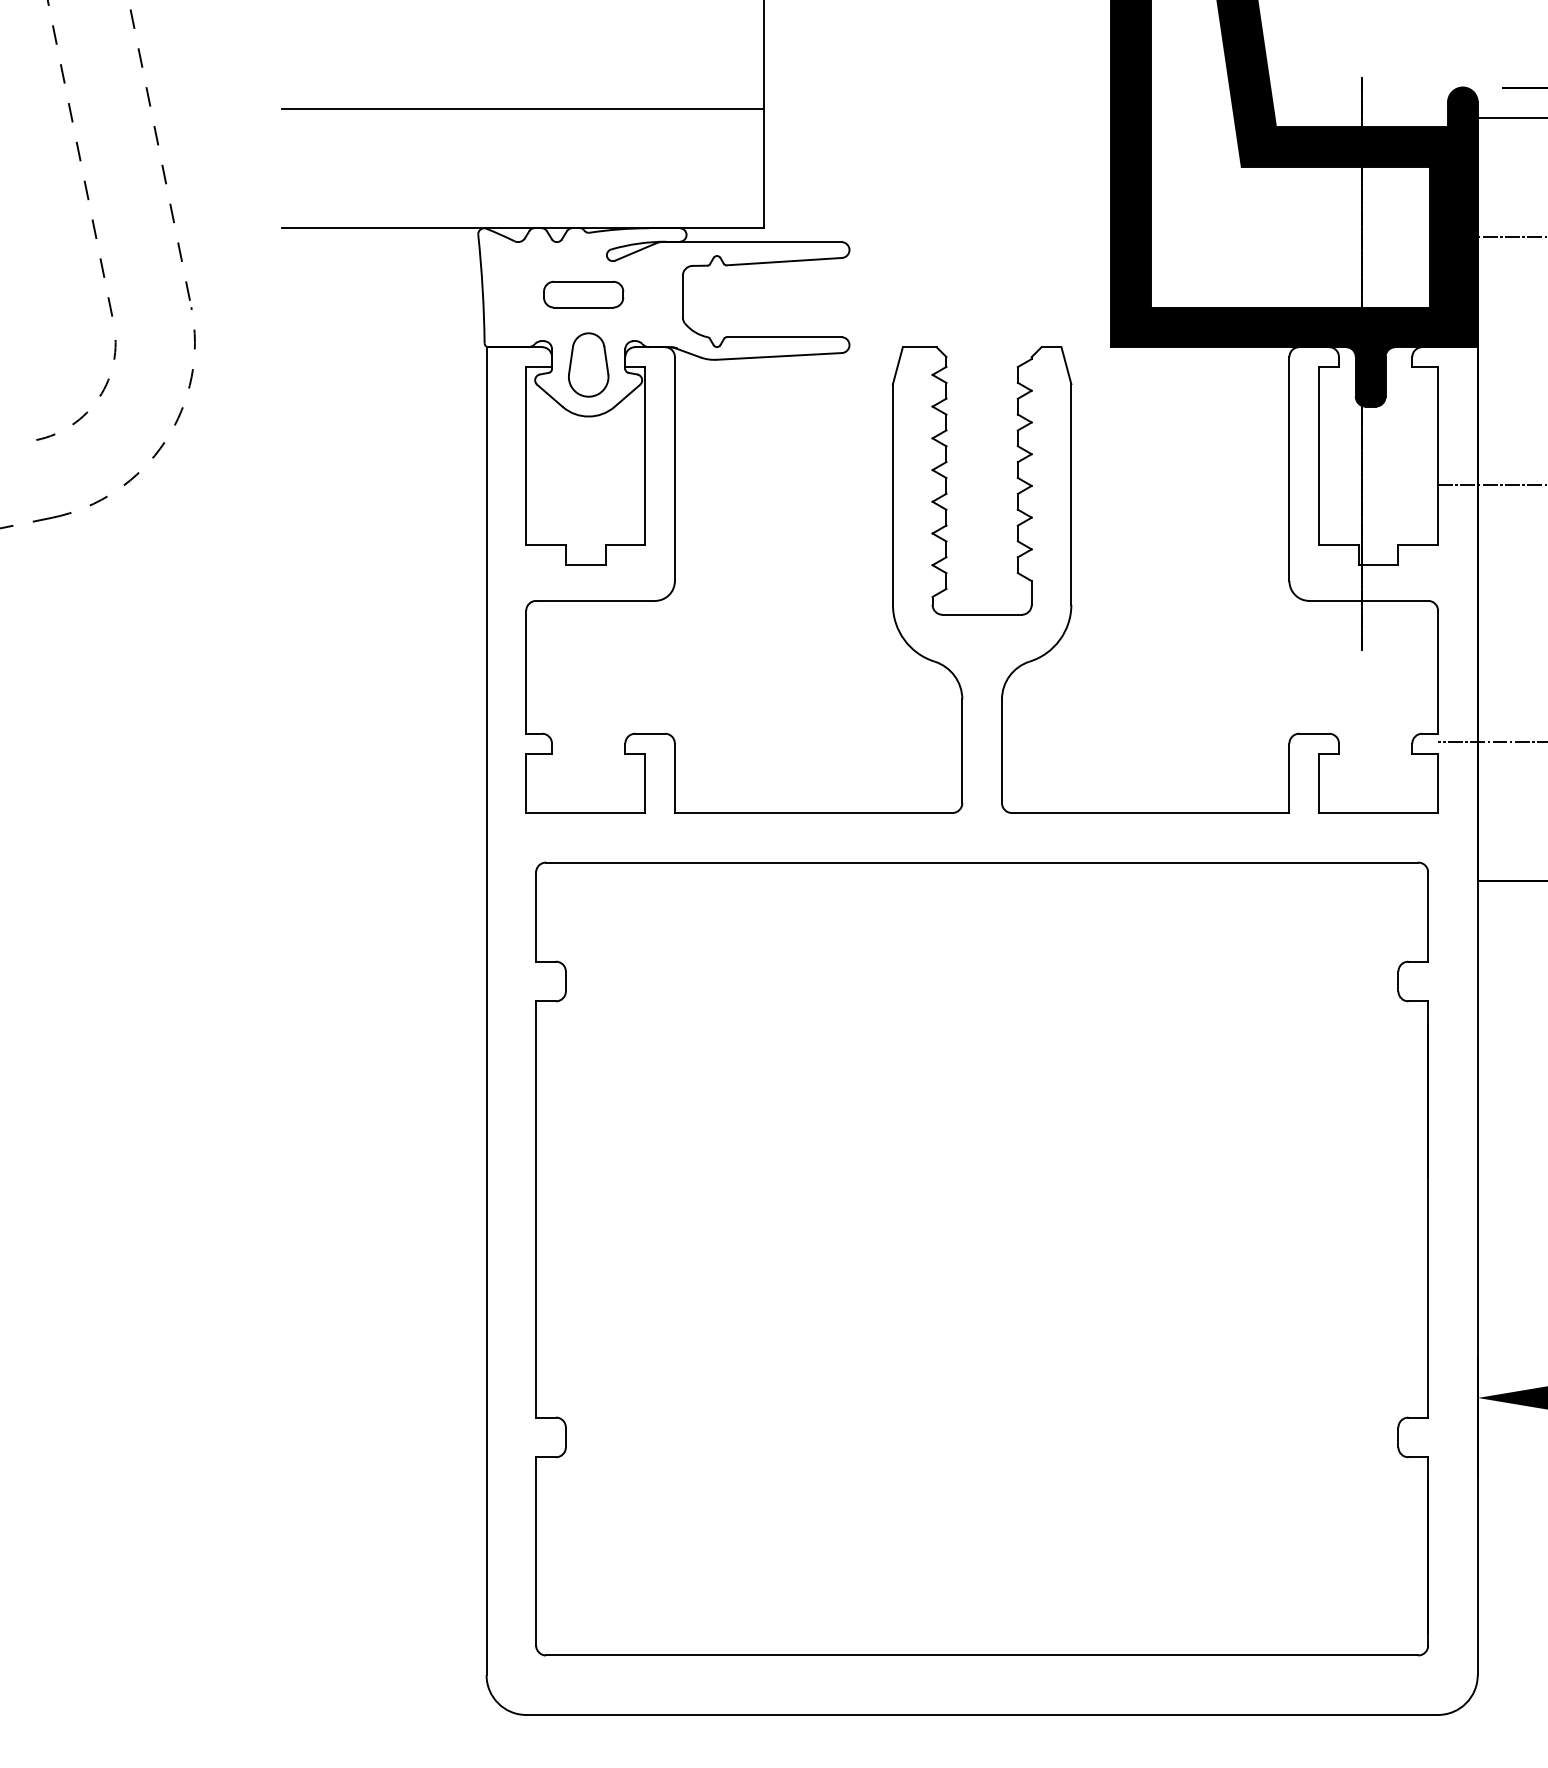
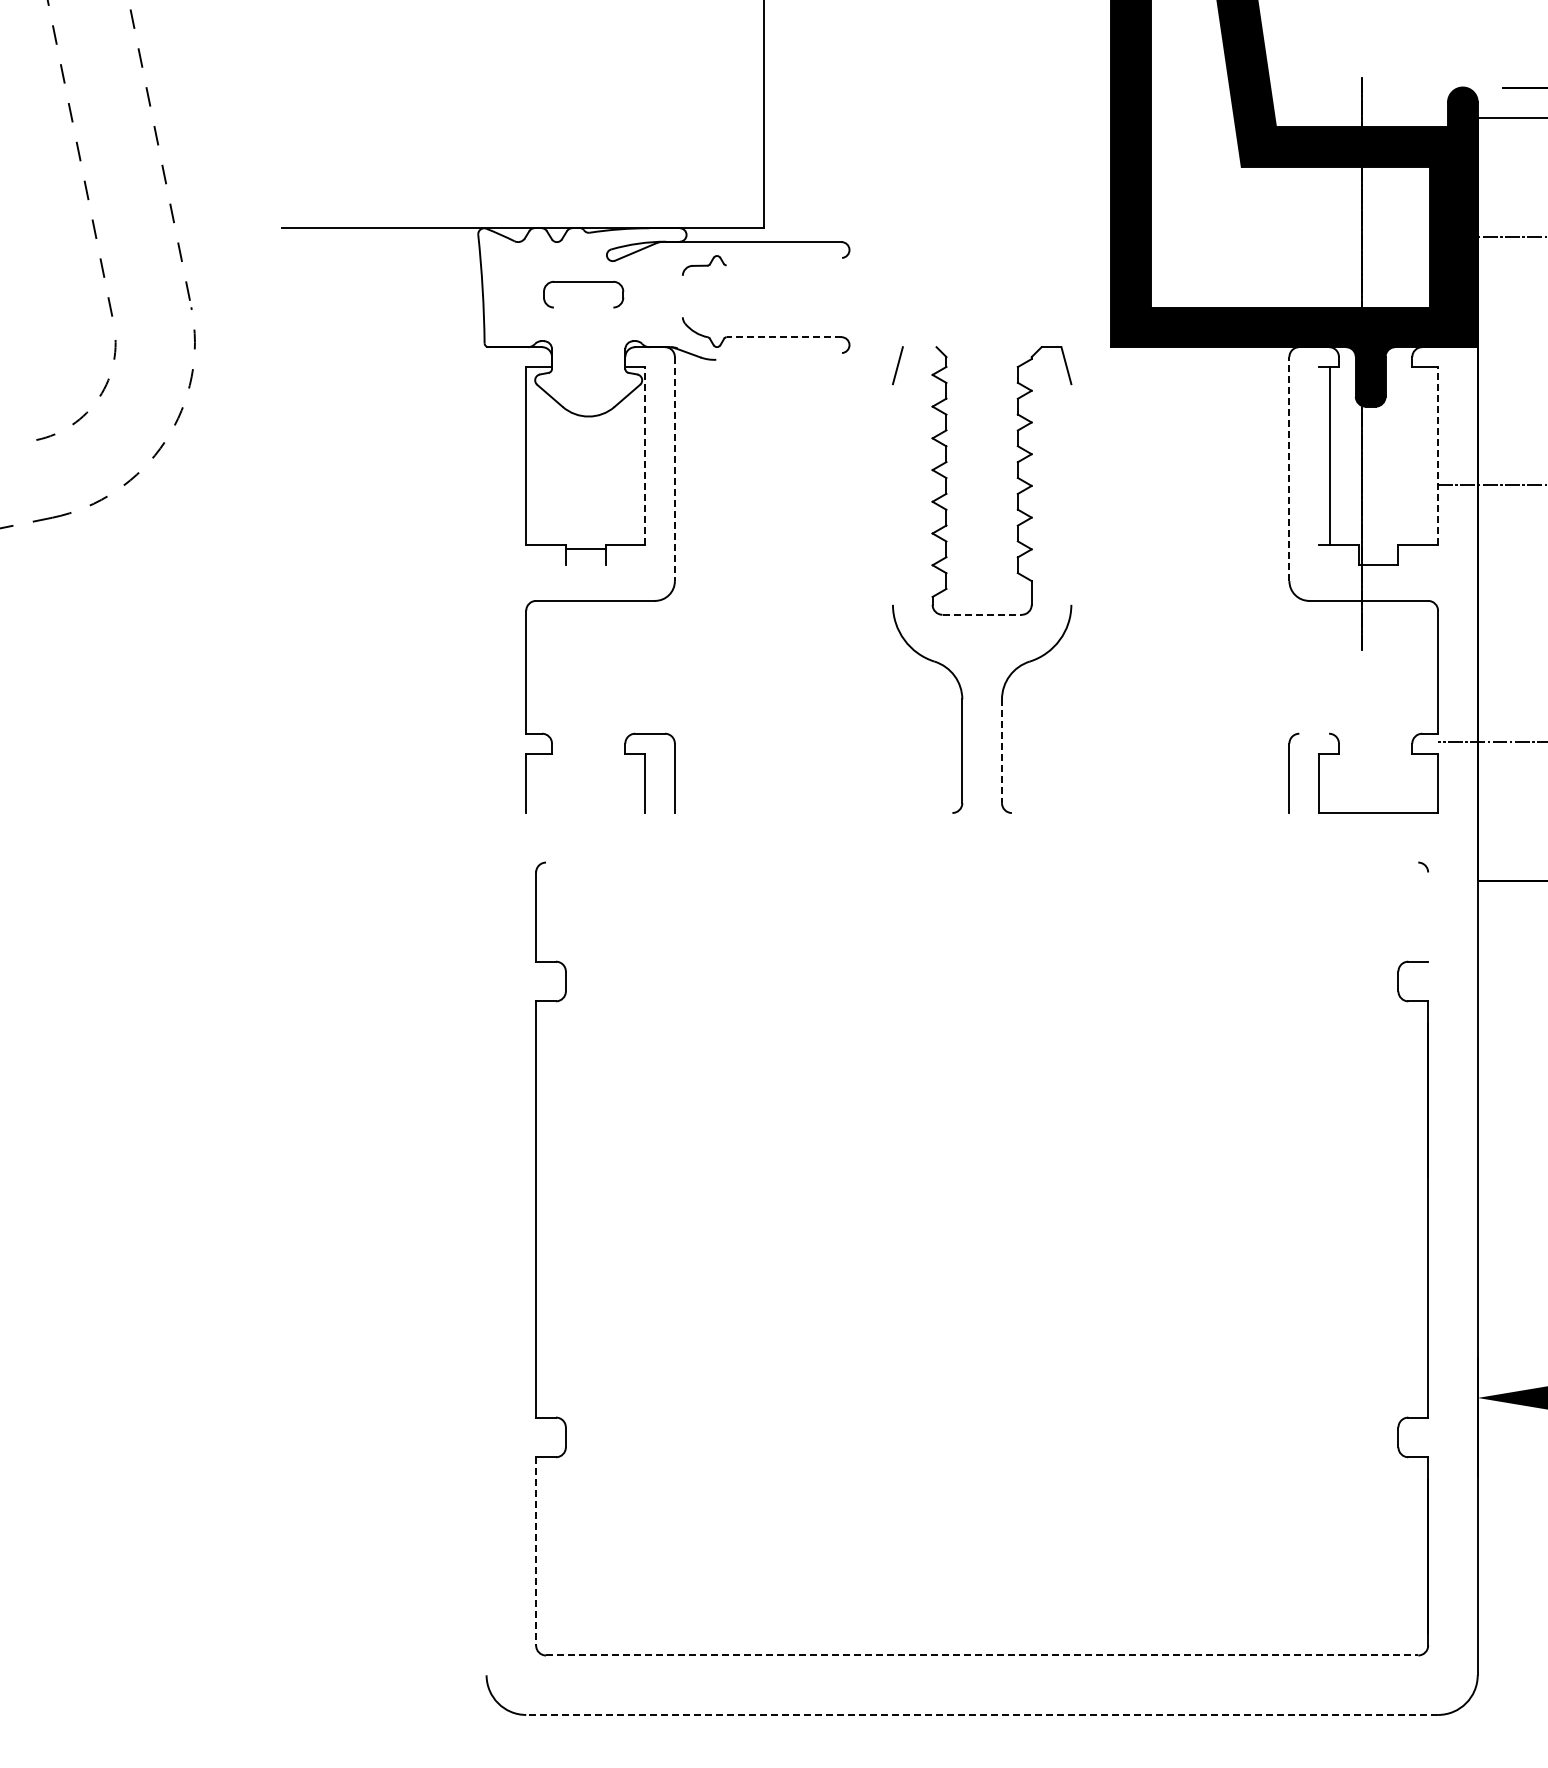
line: present -> none (523, 109)
line: present -> none (784, 261)
line: present -> none (682, 296)
line: present -> none (583, 307)
line: solid -> dashed (783, 337)
line: present -> none (919, 347)
line: present -> none (779, 356)
part: present -> none (588, 364)
line: solid -> dashed (645, 455)
line: solid -> dashed (1438, 455)
line position: (1319, 456) -> (1330, 456) (1330, 456)
line: solid -> dashed (674, 469)
line: solid -> dashed (1289, 469)
line: present -> none (892, 494)
line: present -> none (1071, 494)
line position: (585, 565) -> (585, 549) (585, 549)
line: solid -> dashed (982, 614)
line: present -> none (1314, 733)
line: solid -> dashed (1001, 751)
line: present -> none (585, 813)
line: present -> none (813, 813)
line: present -> none (1150, 813)
line: present -> none (982, 862)
line: present -> none (1428, 916)
line: present -> none (486, 1011)
line: solid -> dashed (536, 1551)
line: solid -> dashed (982, 1655)
line: solid -> dashed (982, 1714)
